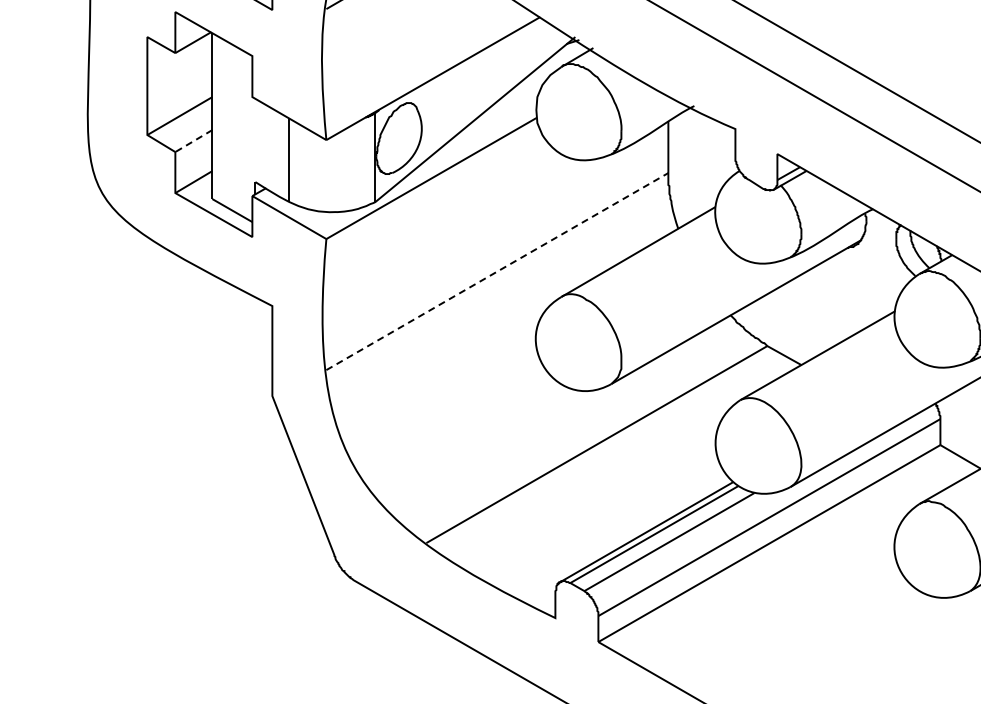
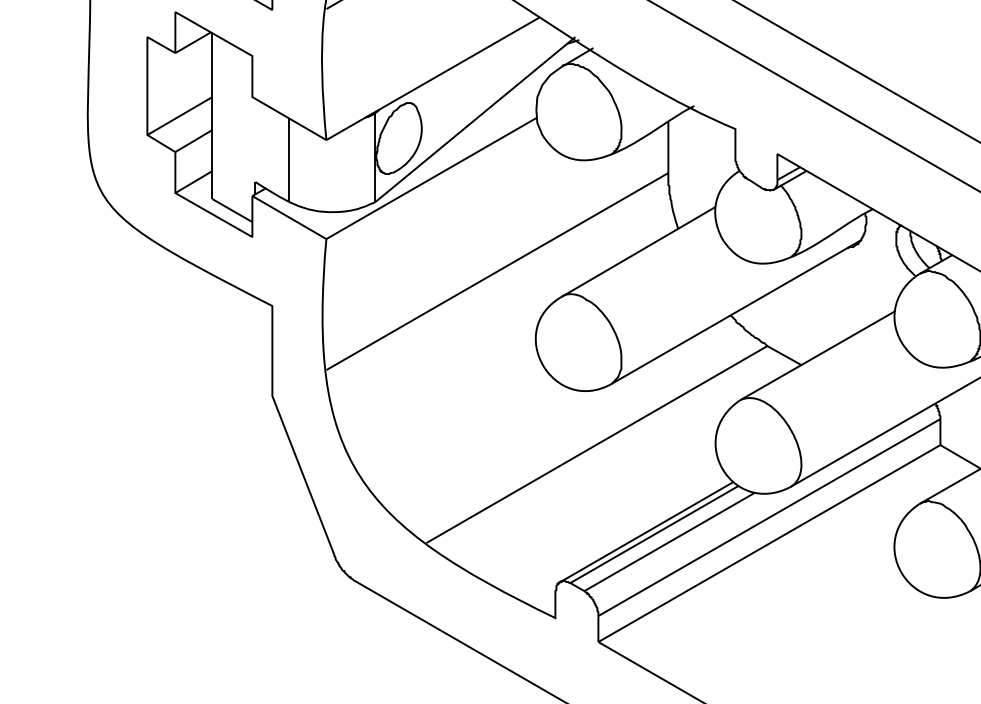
line: dashed -> solid (193, 141)
line: dashed -> solid (497, 271)
